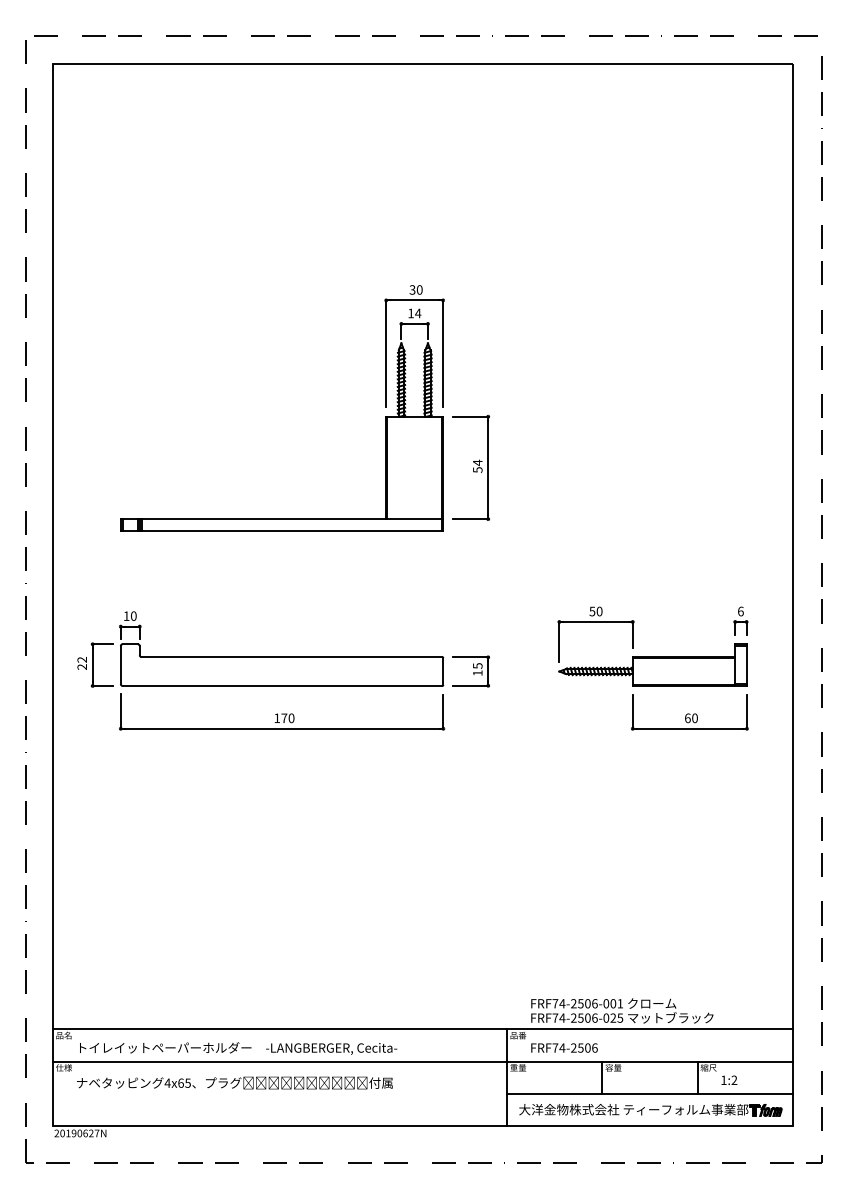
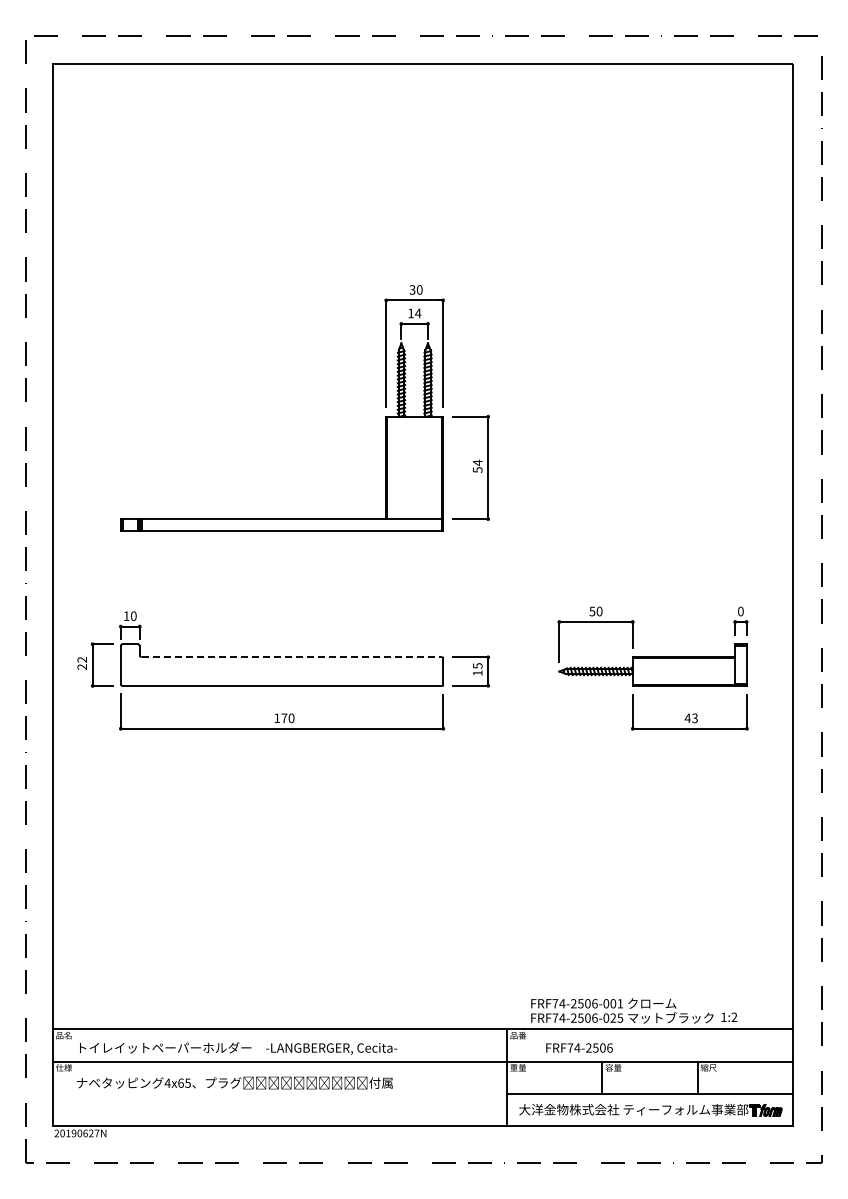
text: 6 -> 0 (740, 610)
line: solid -> dashed (292, 657)
text: 60 -> 43 (690, 718)
text position: (564, 1047) -> (579, 1047) (579, 1047)
text position: (729, 1079) -> (729, 1016) (729, 1016)
